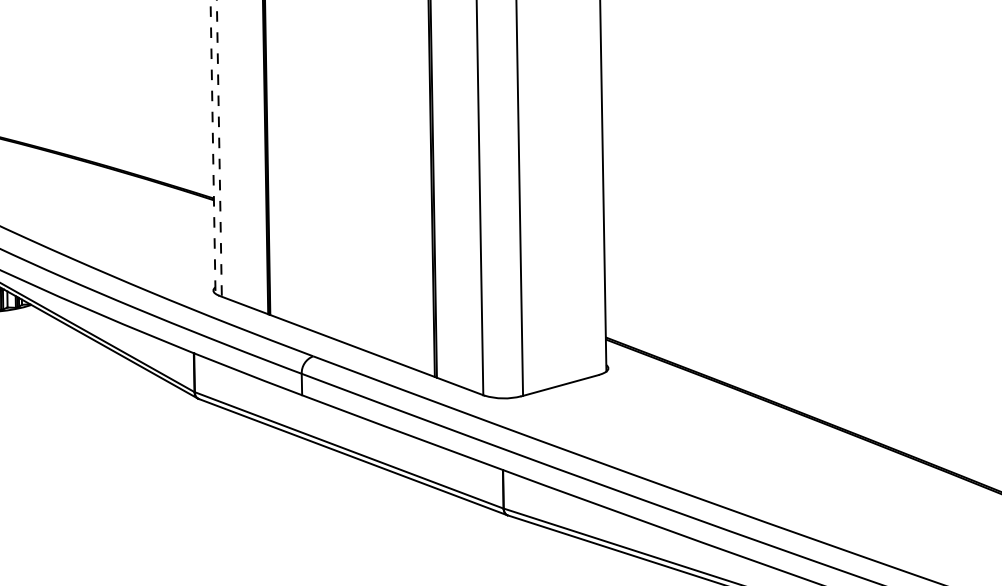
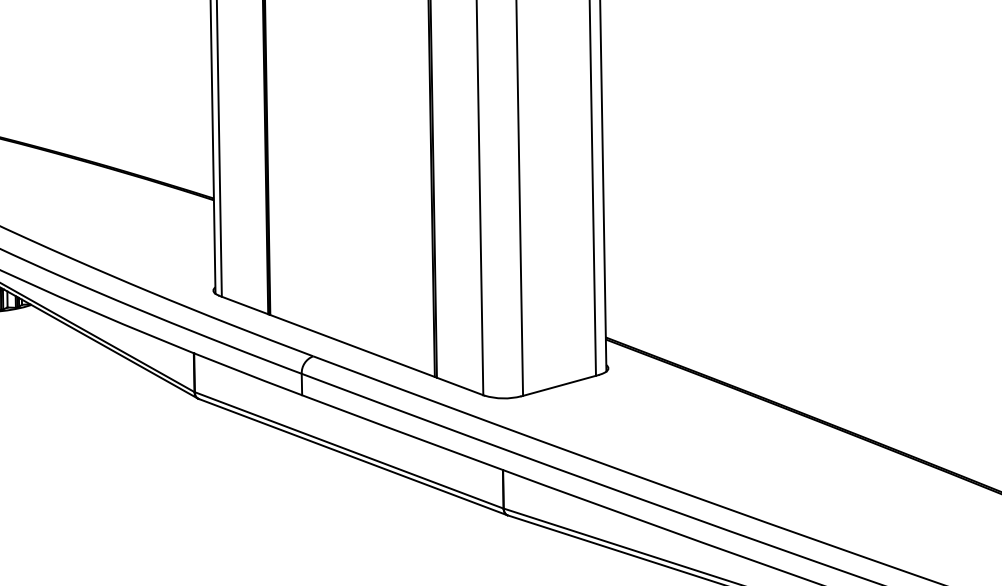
line: dashed -> solid (213, 146)
line: dashed -> solid (219, 148)
line: none -> present (592, 188)
